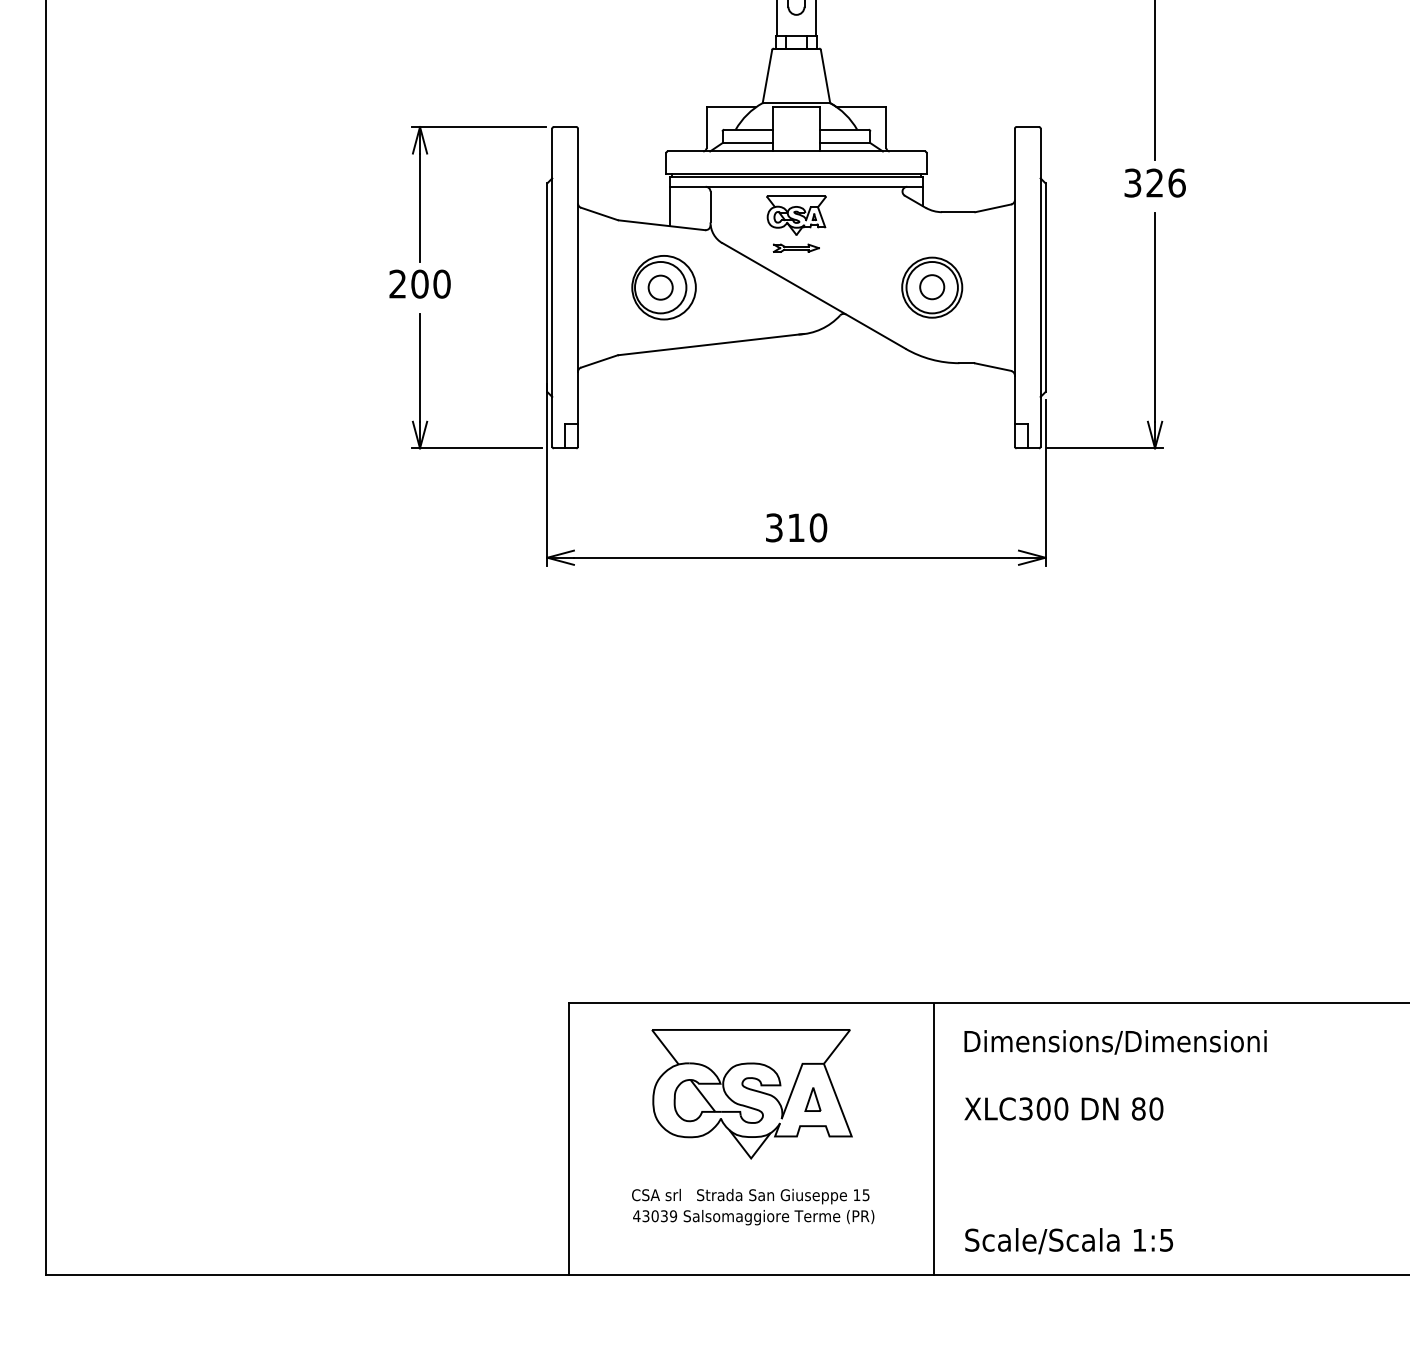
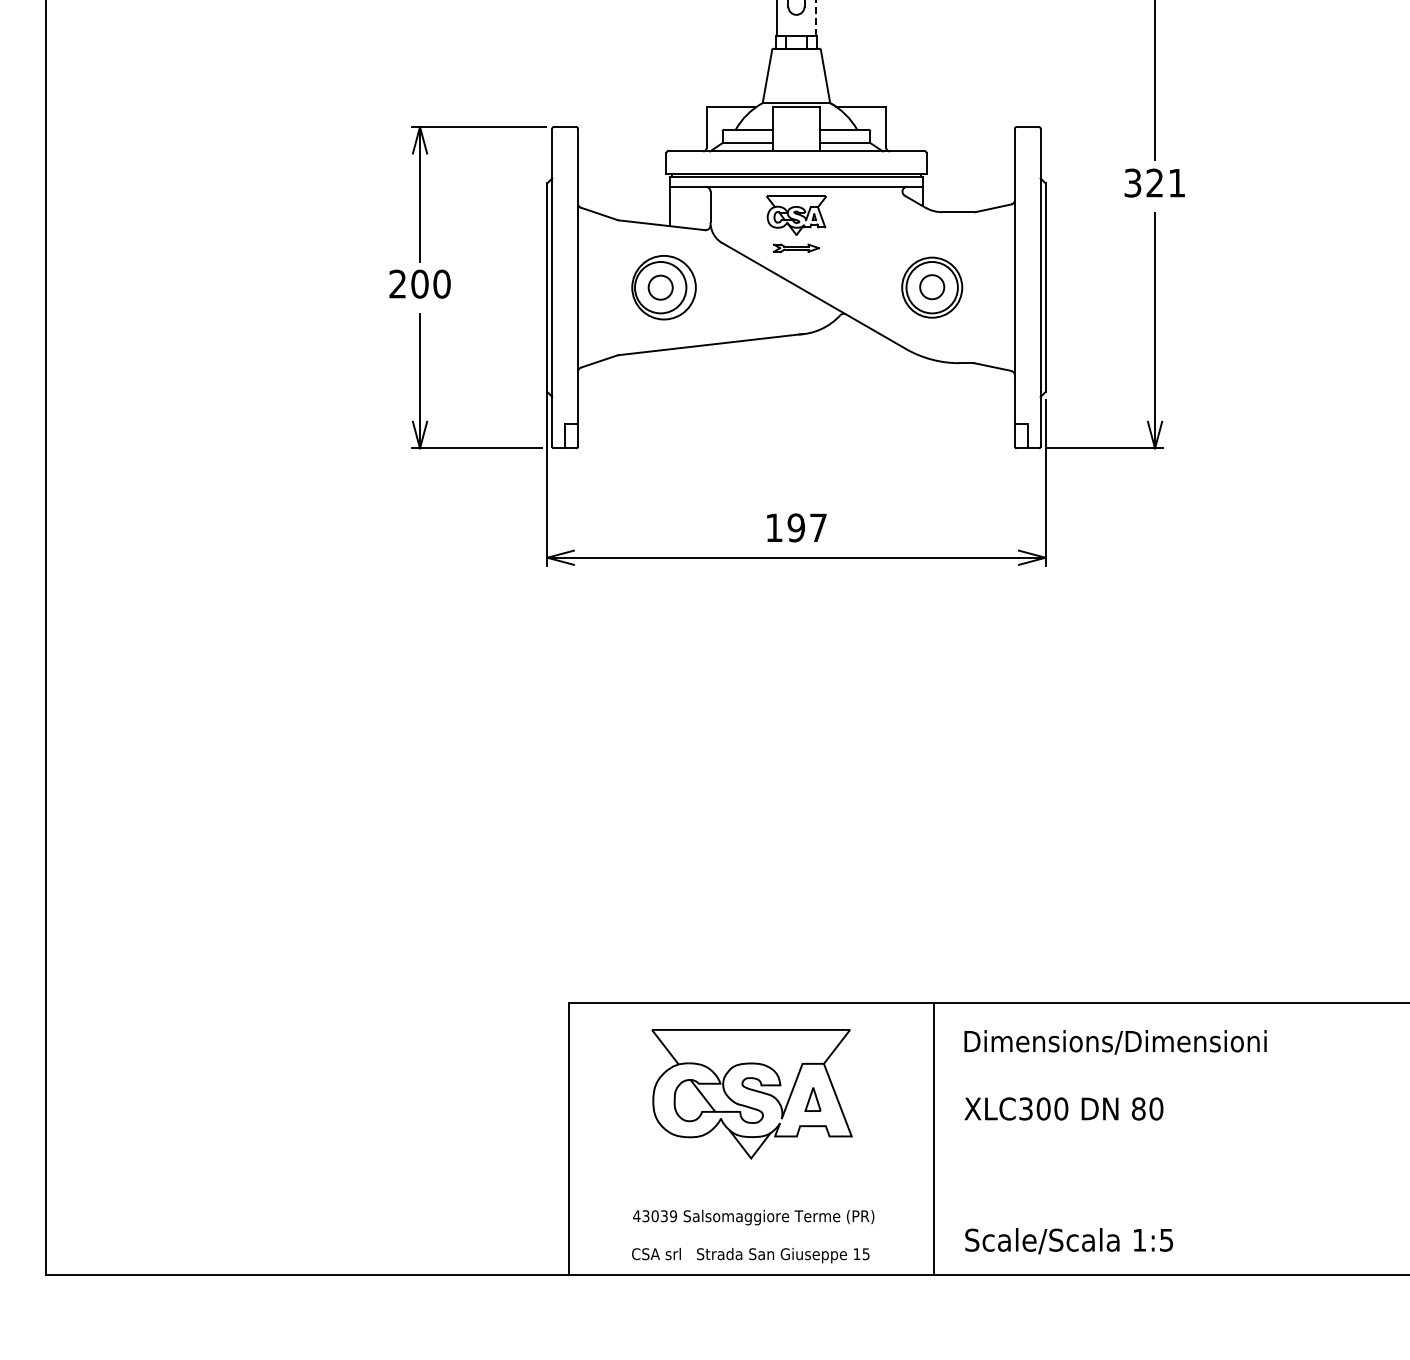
line: solid -> dashed (815, 17)
text: 326 -> 321 (1176, 182)
text: 310 -> 197 (796, 527)
text position: (750, 1196) -> (750, 1255) (750, 1255)
